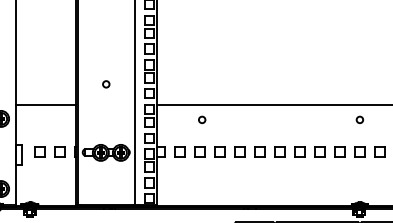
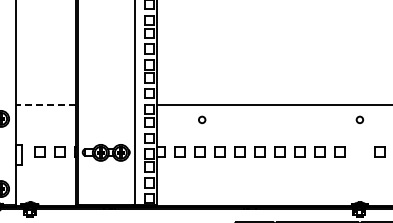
circle: present -> none (106, 84)
line: solid -> dashed (45, 104)
part: present -> none (359, 151)
